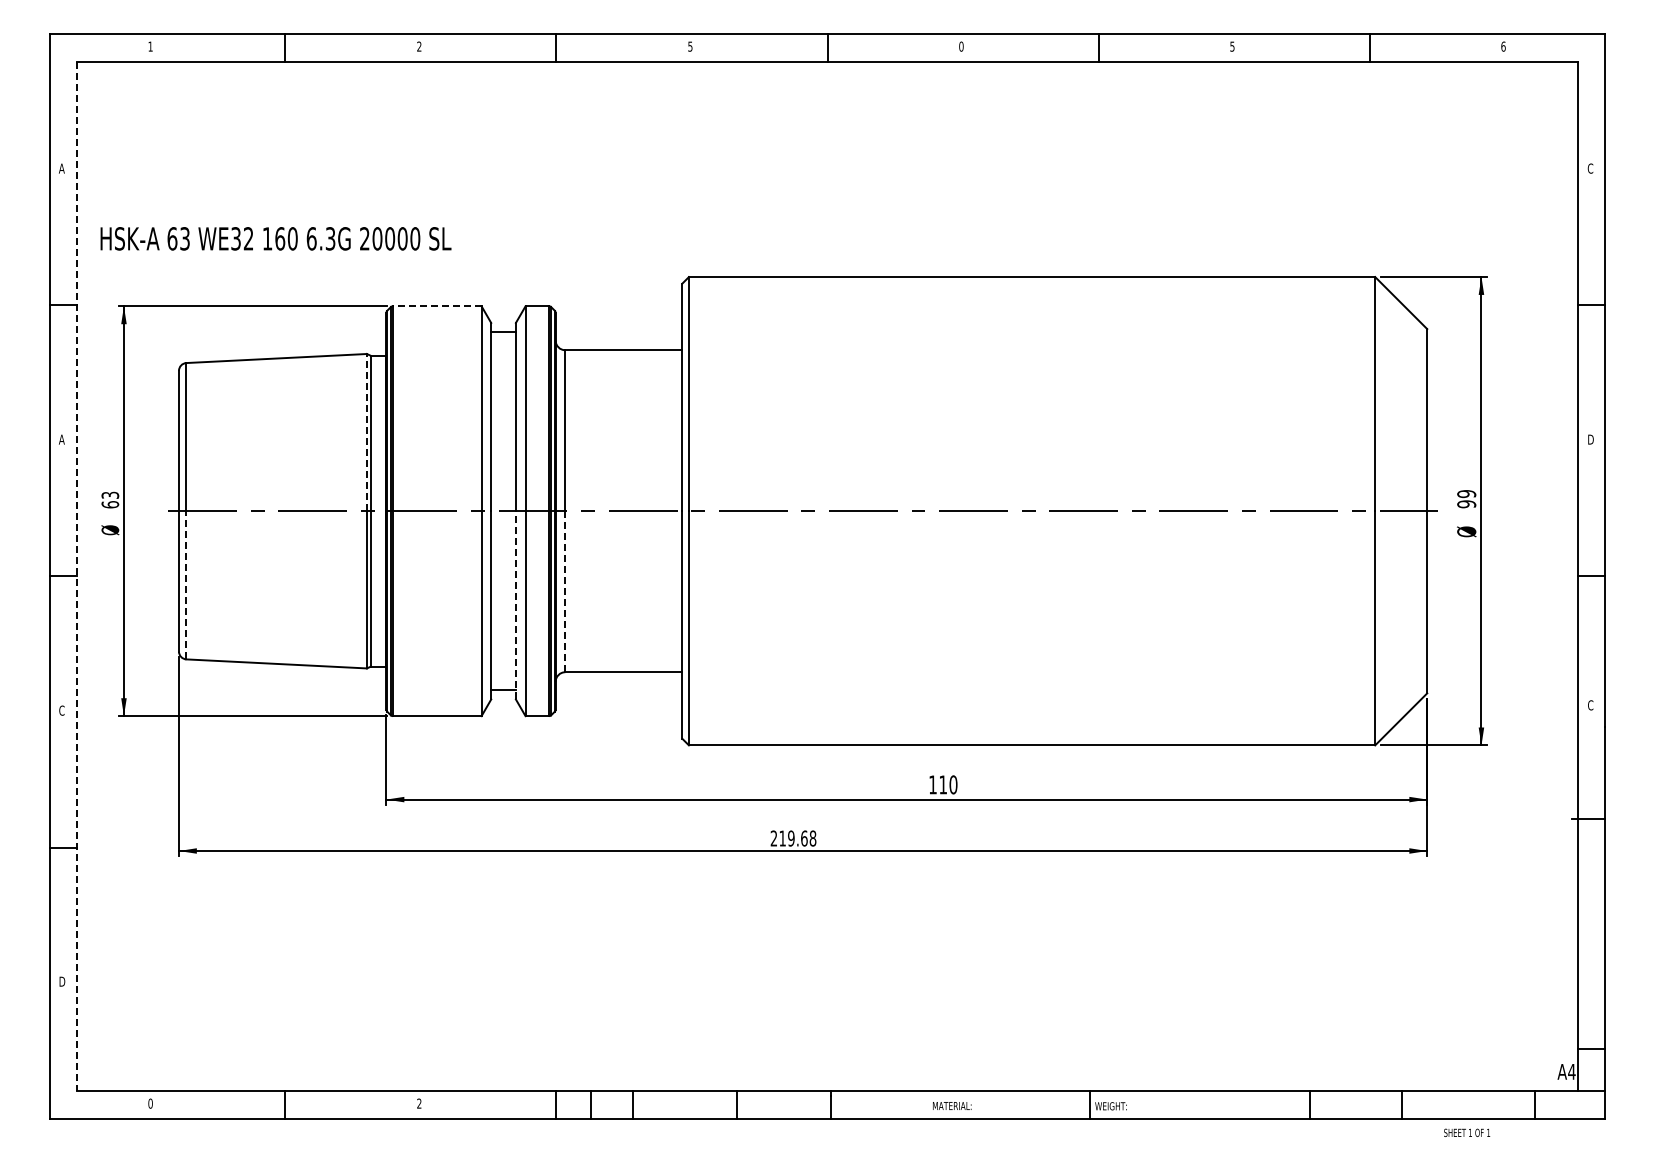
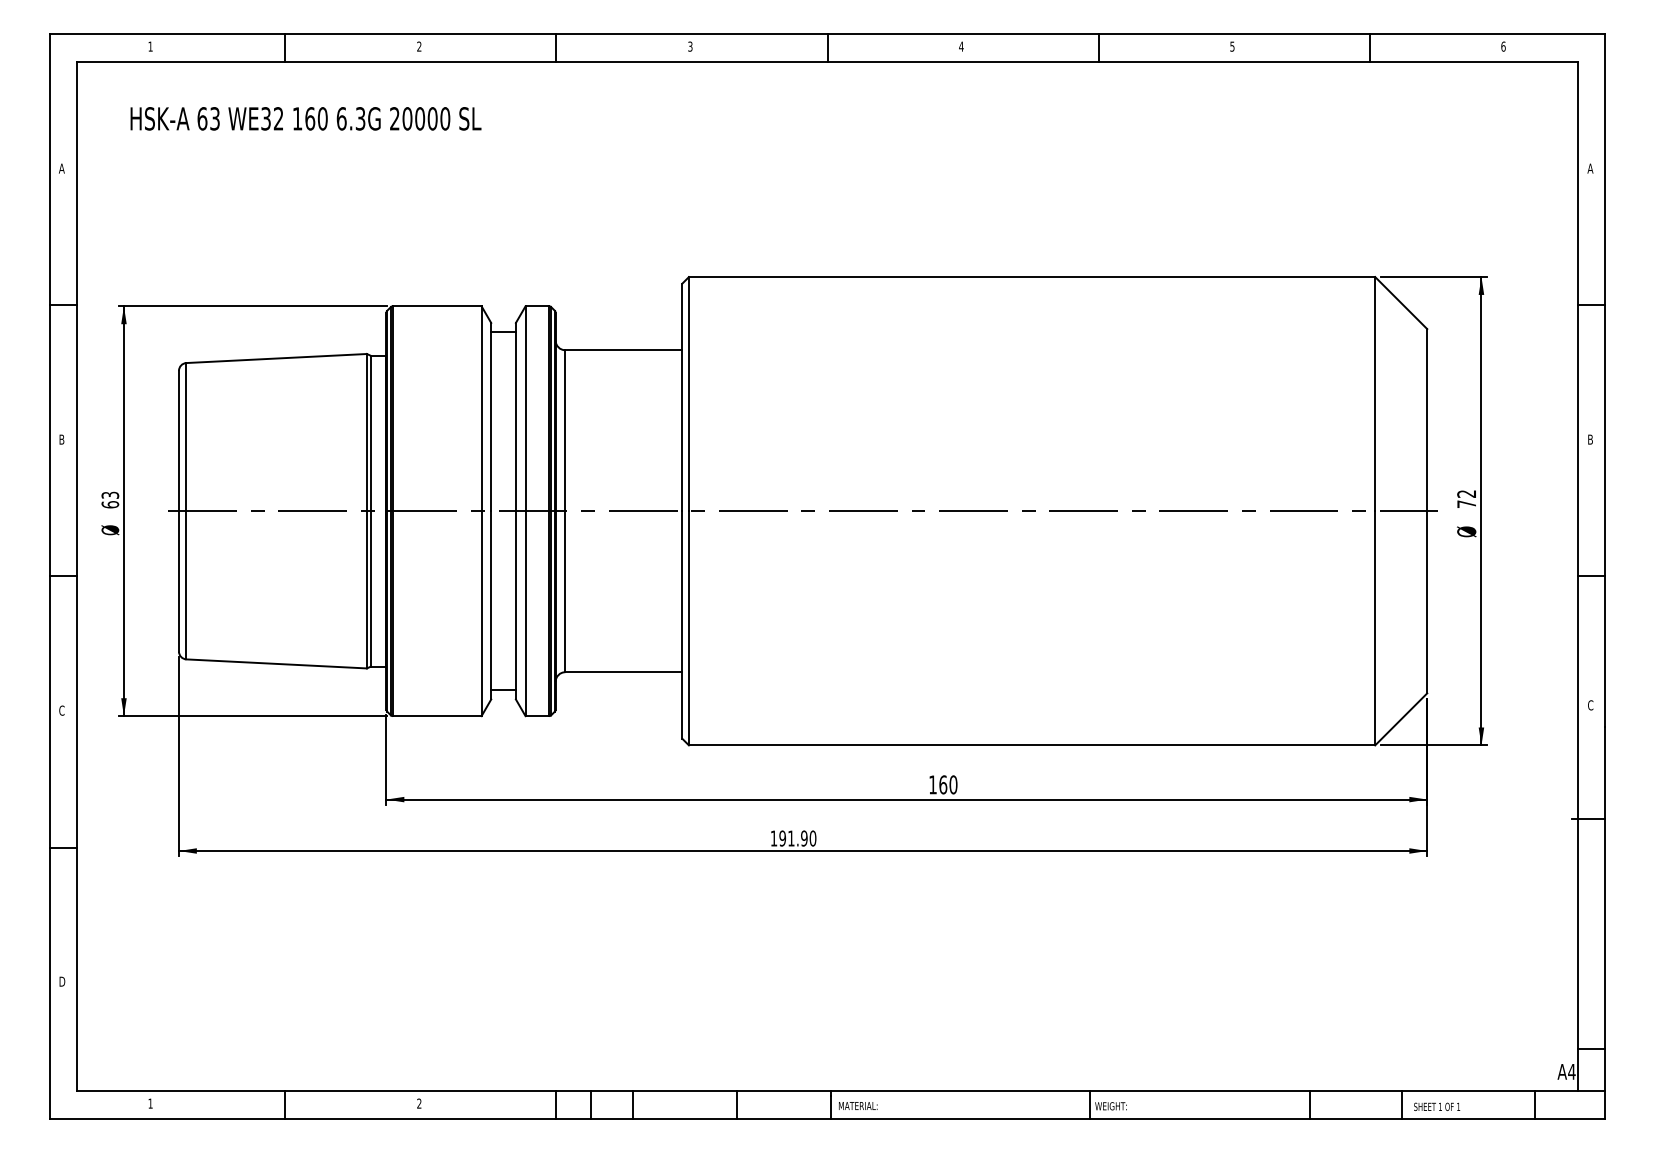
text: 5 -> 3 (690, 45)
text: 0 -> 4 (961, 46)
text: C -> A (1590, 168)
text position: (275, 238) -> (305, 118) (305, 118)
line: dashed -> solid (436, 306)
line: dashed -> solid (366, 432)
text: A -> B (61, 439)
text: D -> B (1591, 439)
text: 99 -> 72 (1466, 499)
line: dashed -> solid (76, 576)
line: dashed -> solid (186, 584)
line: dashed -> solid (565, 592)
line: dashed -> solid (515, 604)
text: 110 -> 160 (943, 784)
text: 219.68 -> 191.90 (793, 838)
text: 0 -> 1 (150, 1103)
text position: (952, 1105) -> (858, 1105) (858, 1105)
text position: (1467, 1132) -> (1437, 1106) (1437, 1106)
